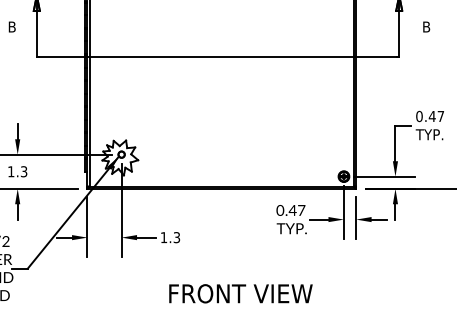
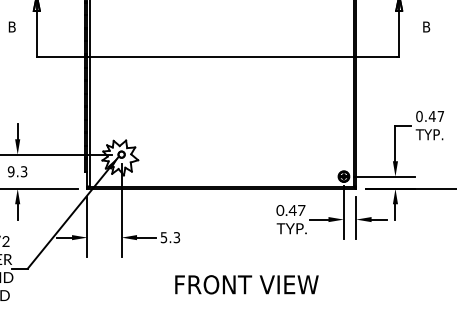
text: 1.3 -> 9.3 (10, 171)
text: 1.3 -> 5.3 (163, 237)
text position: (240, 293) -> (246, 284) (246, 284)
